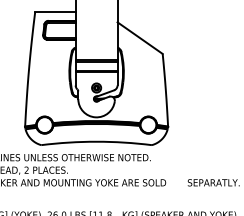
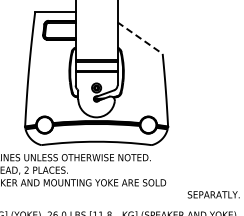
line: solid -> dashed (140, 38)
text position: (213, 182) -> (213, 194) (213, 194)
